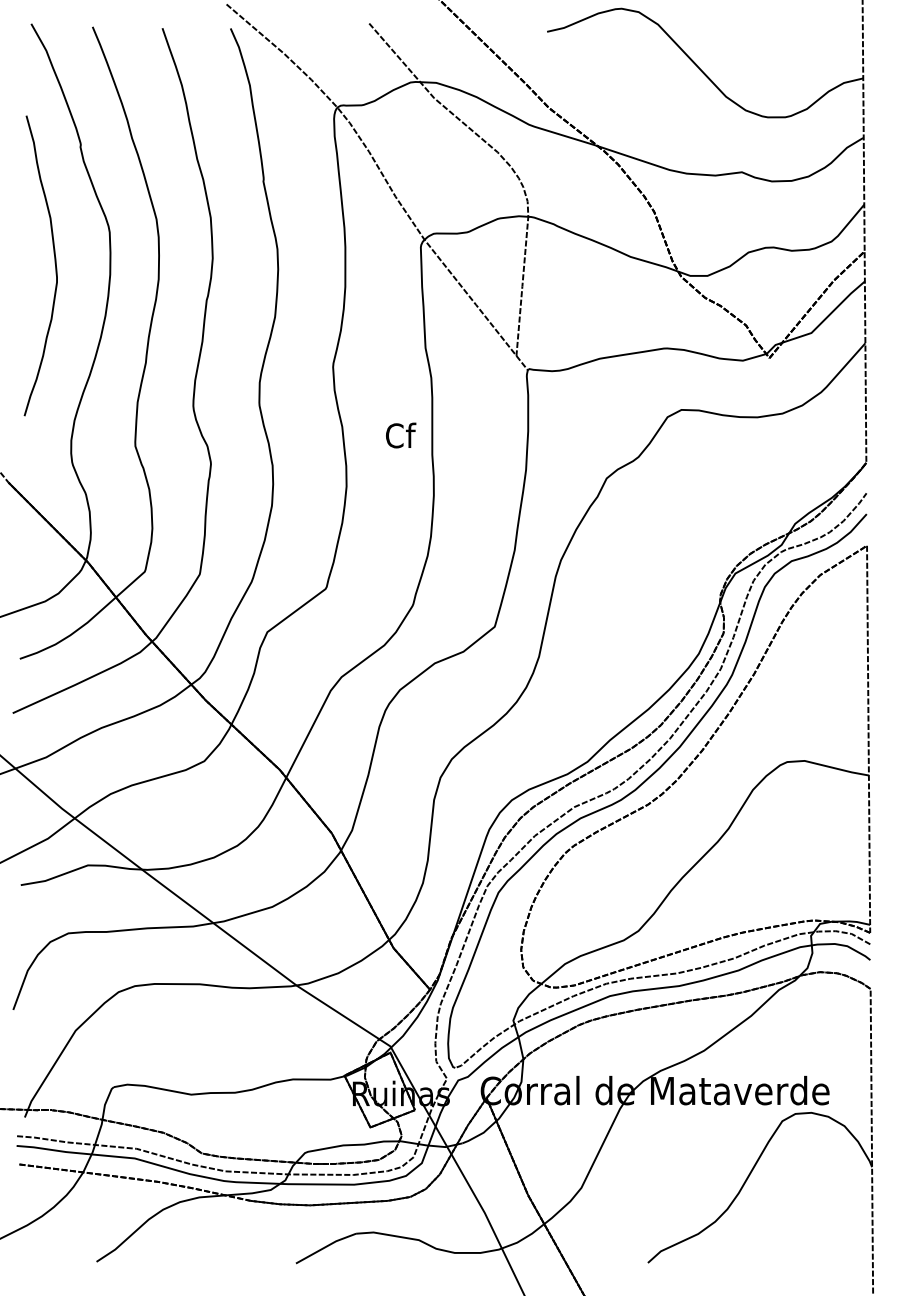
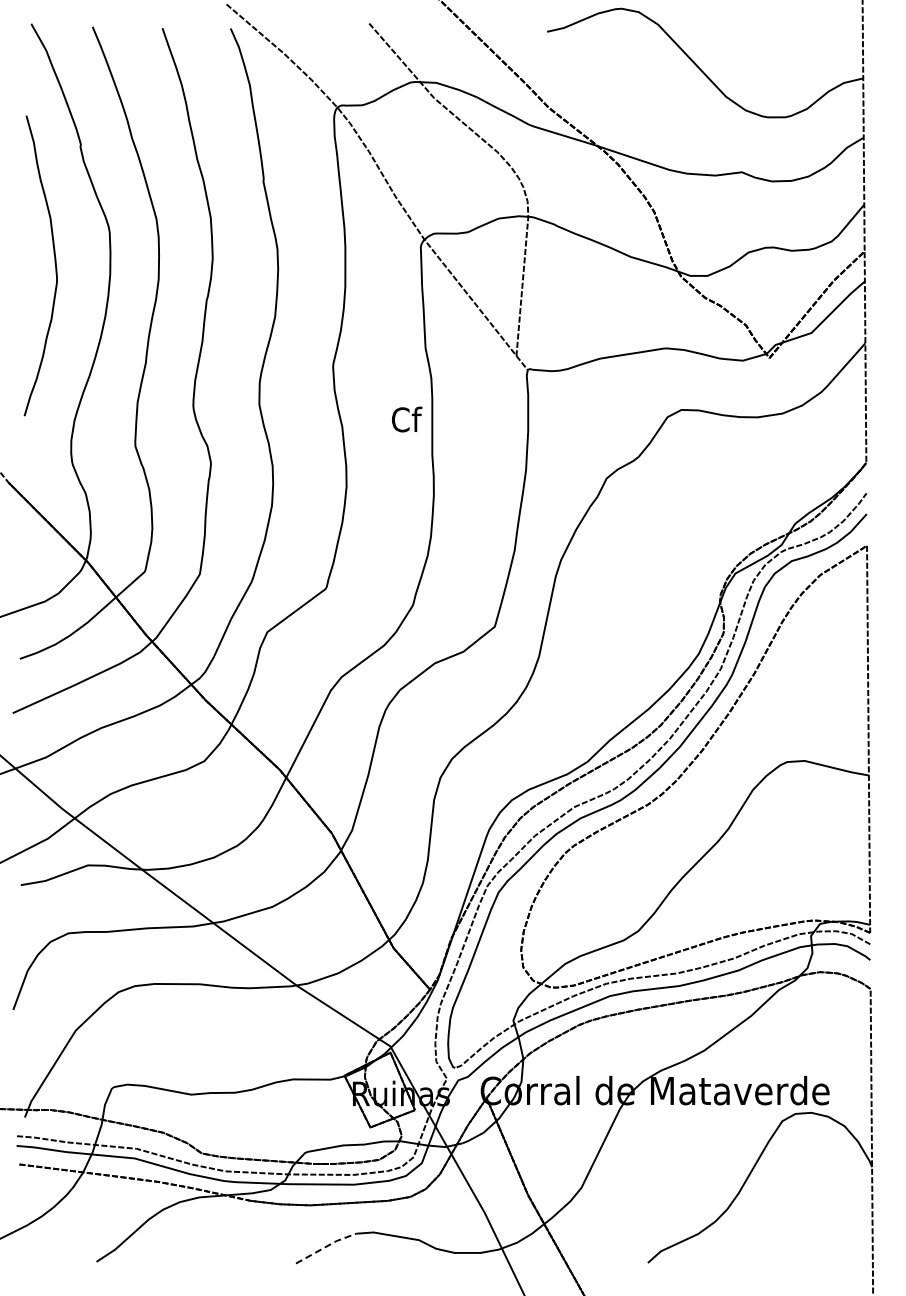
text position: (401, 435) -> (407, 419) (407, 419)
line: solid -> dashed (326, 1246)
